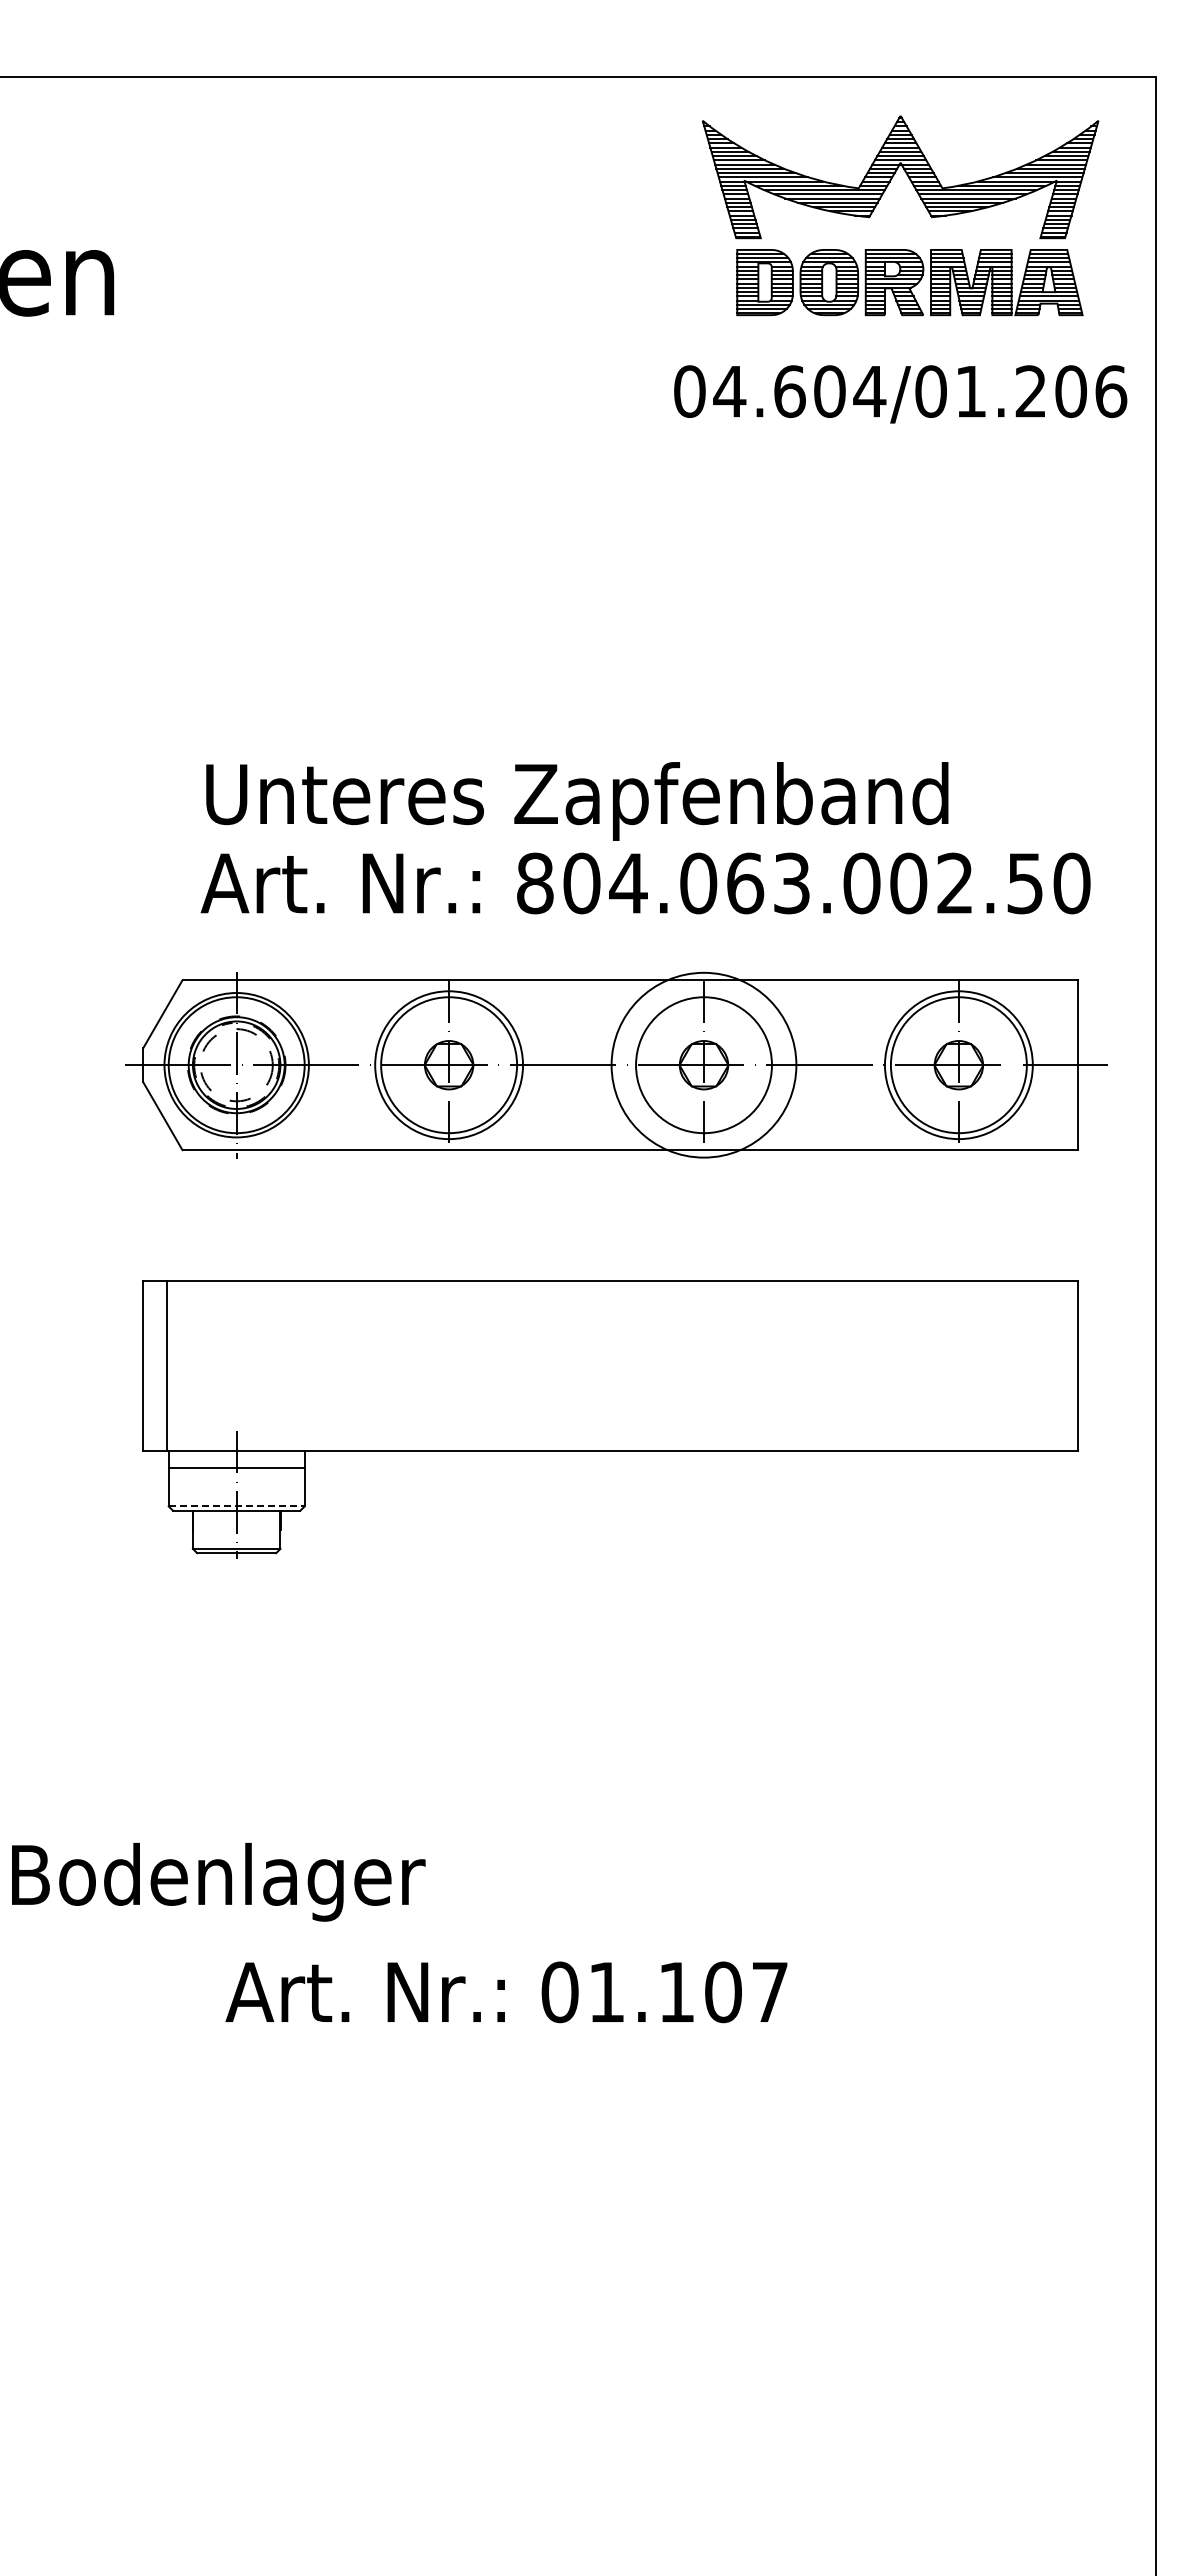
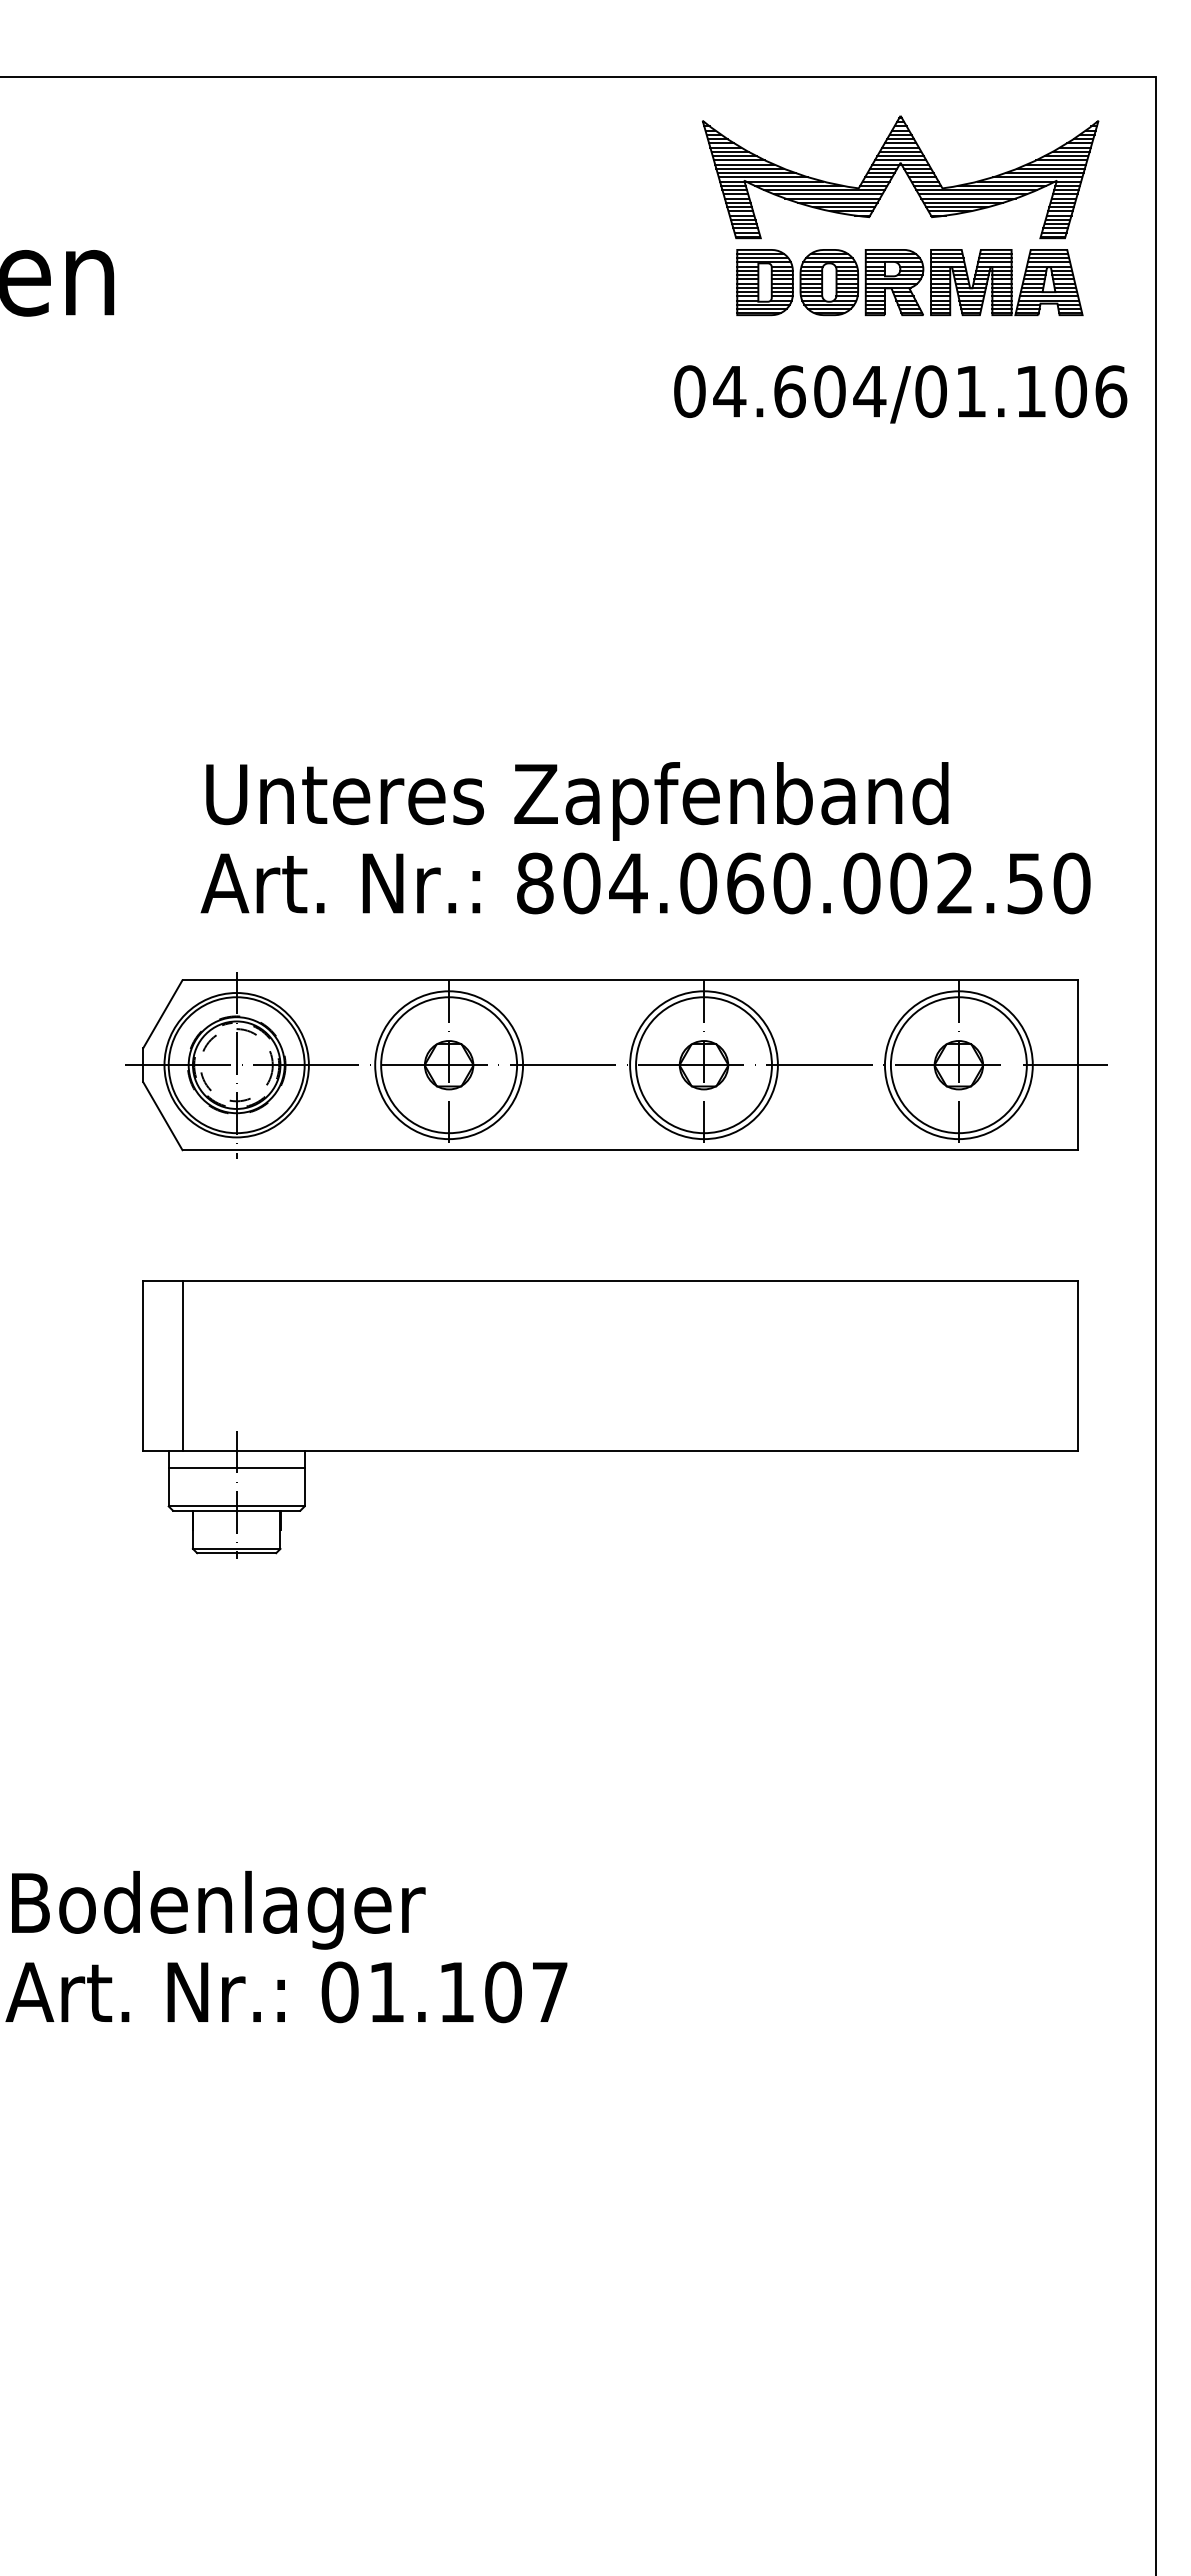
text: 04.604/01.206 -> 04.604/01.106 (1030, 391)
text: 804.063.002.50 -> 804.060.002.50 (791, 883)
circle diameter: 185 px -> 148 px (703, 1065)
line position: (166, 1366) -> (182, 1366) (182, 1366)
line: dashed -> solid (236, 1506)
text position: (218, 1882) -> (218, 1910) (218, 1910)
text position: (506, 1992) -> (286, 1992) (286, 1992)
